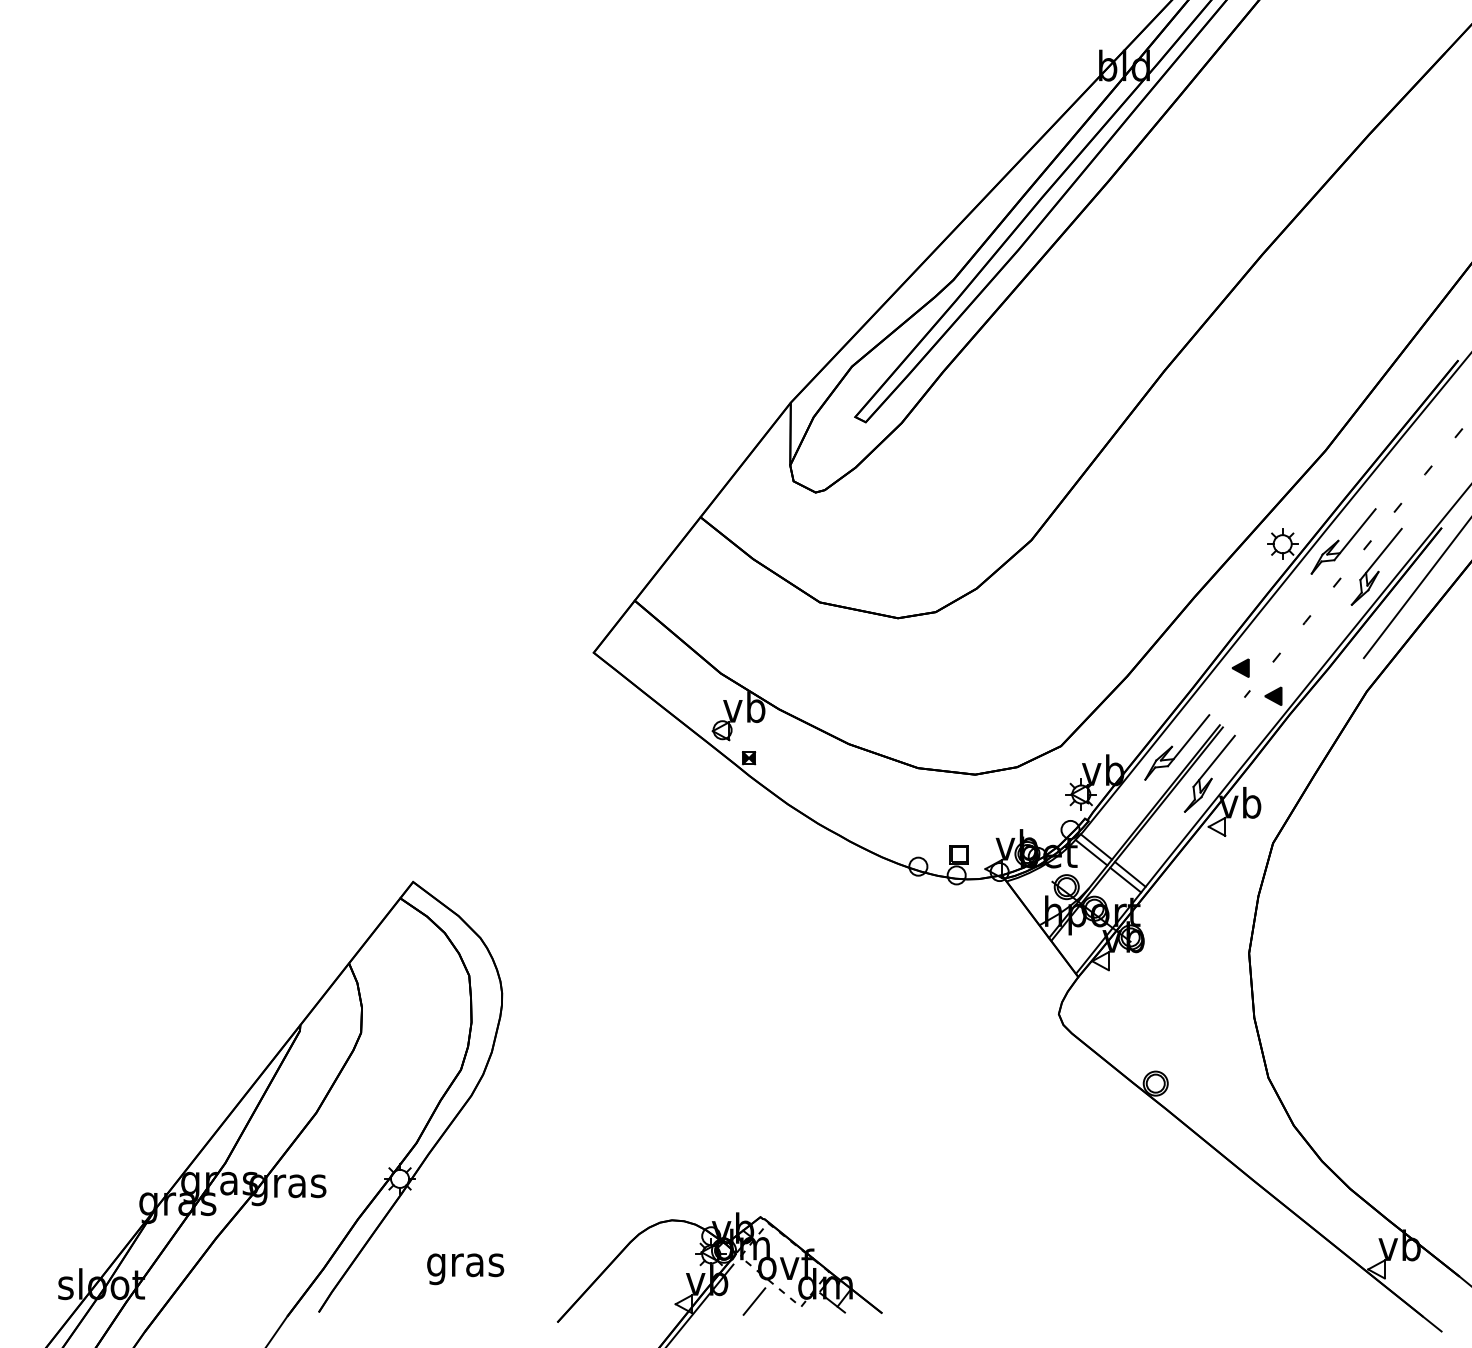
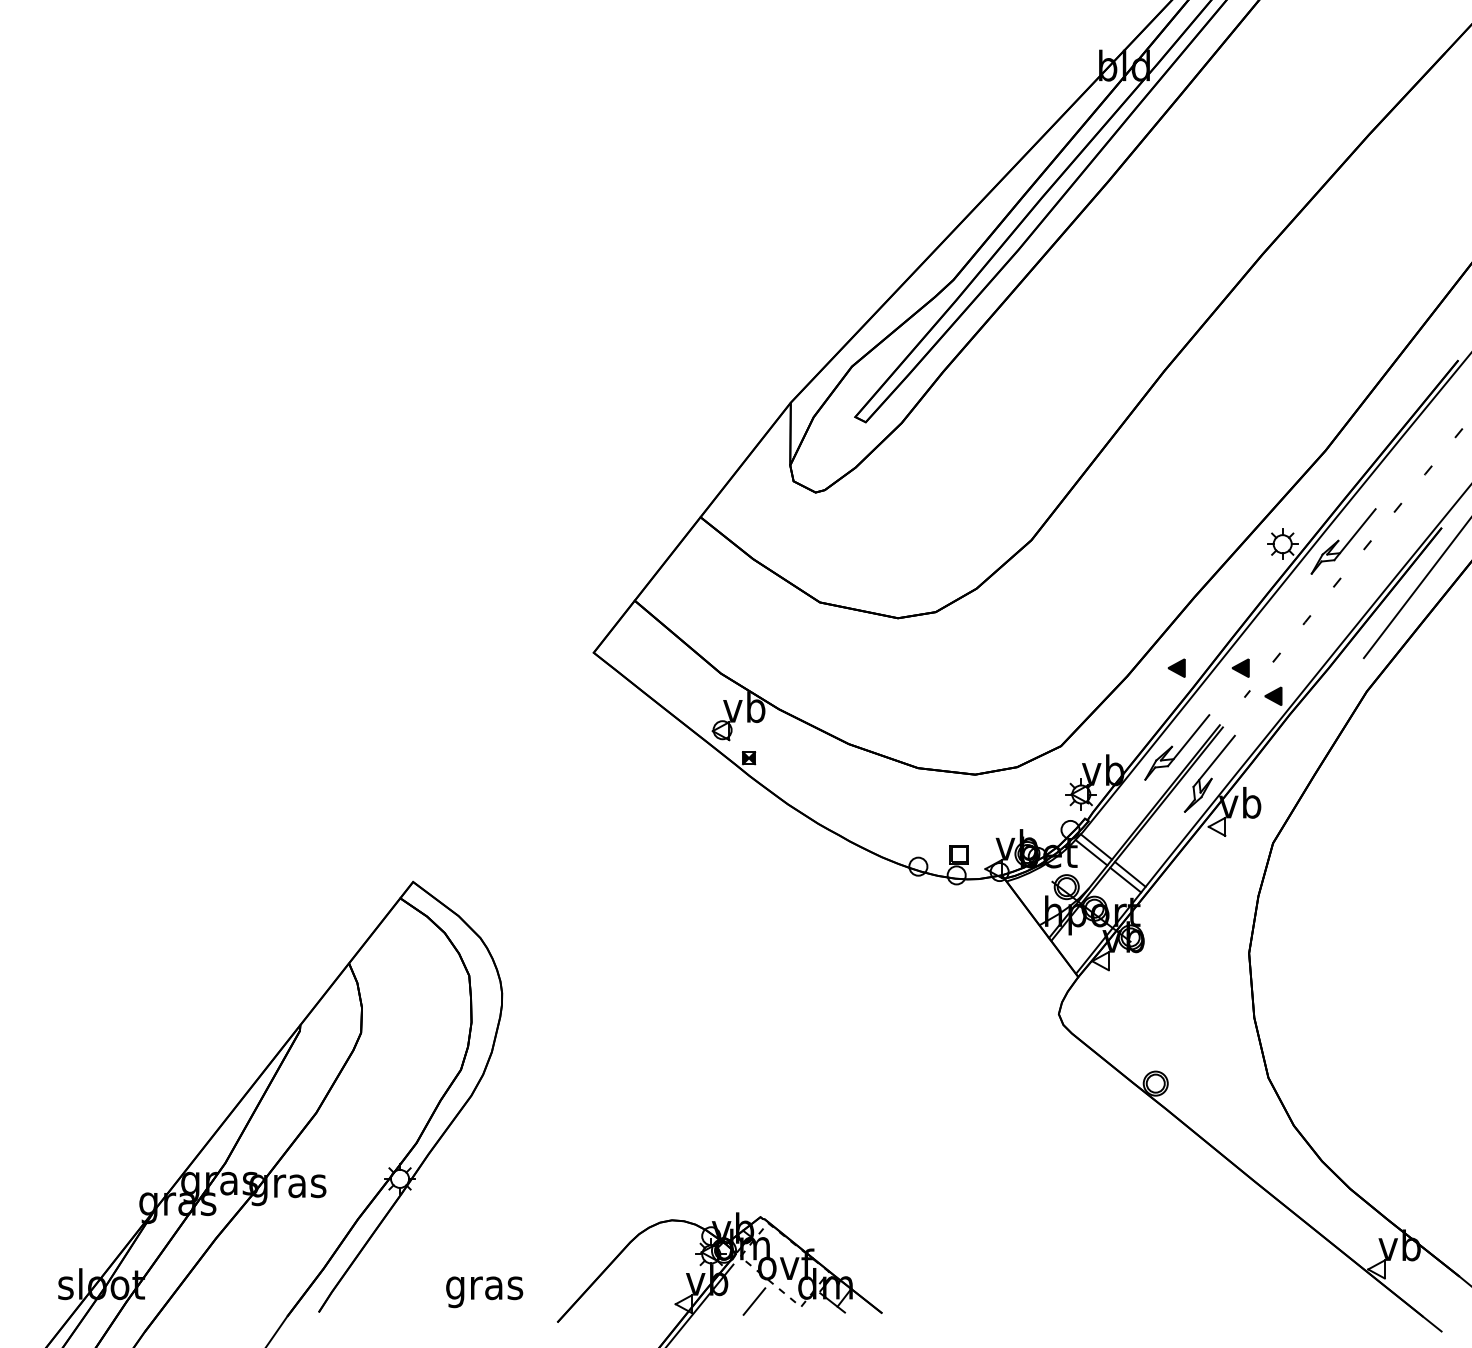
part: present -> none (1376, 566)
part: none -> present (1176, 667)
text position: (465, 1269) -> (484, 1292) (484, 1292)
